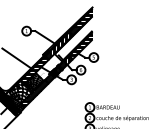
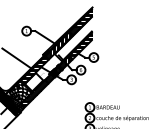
hatch: present -> none (33, 81)
